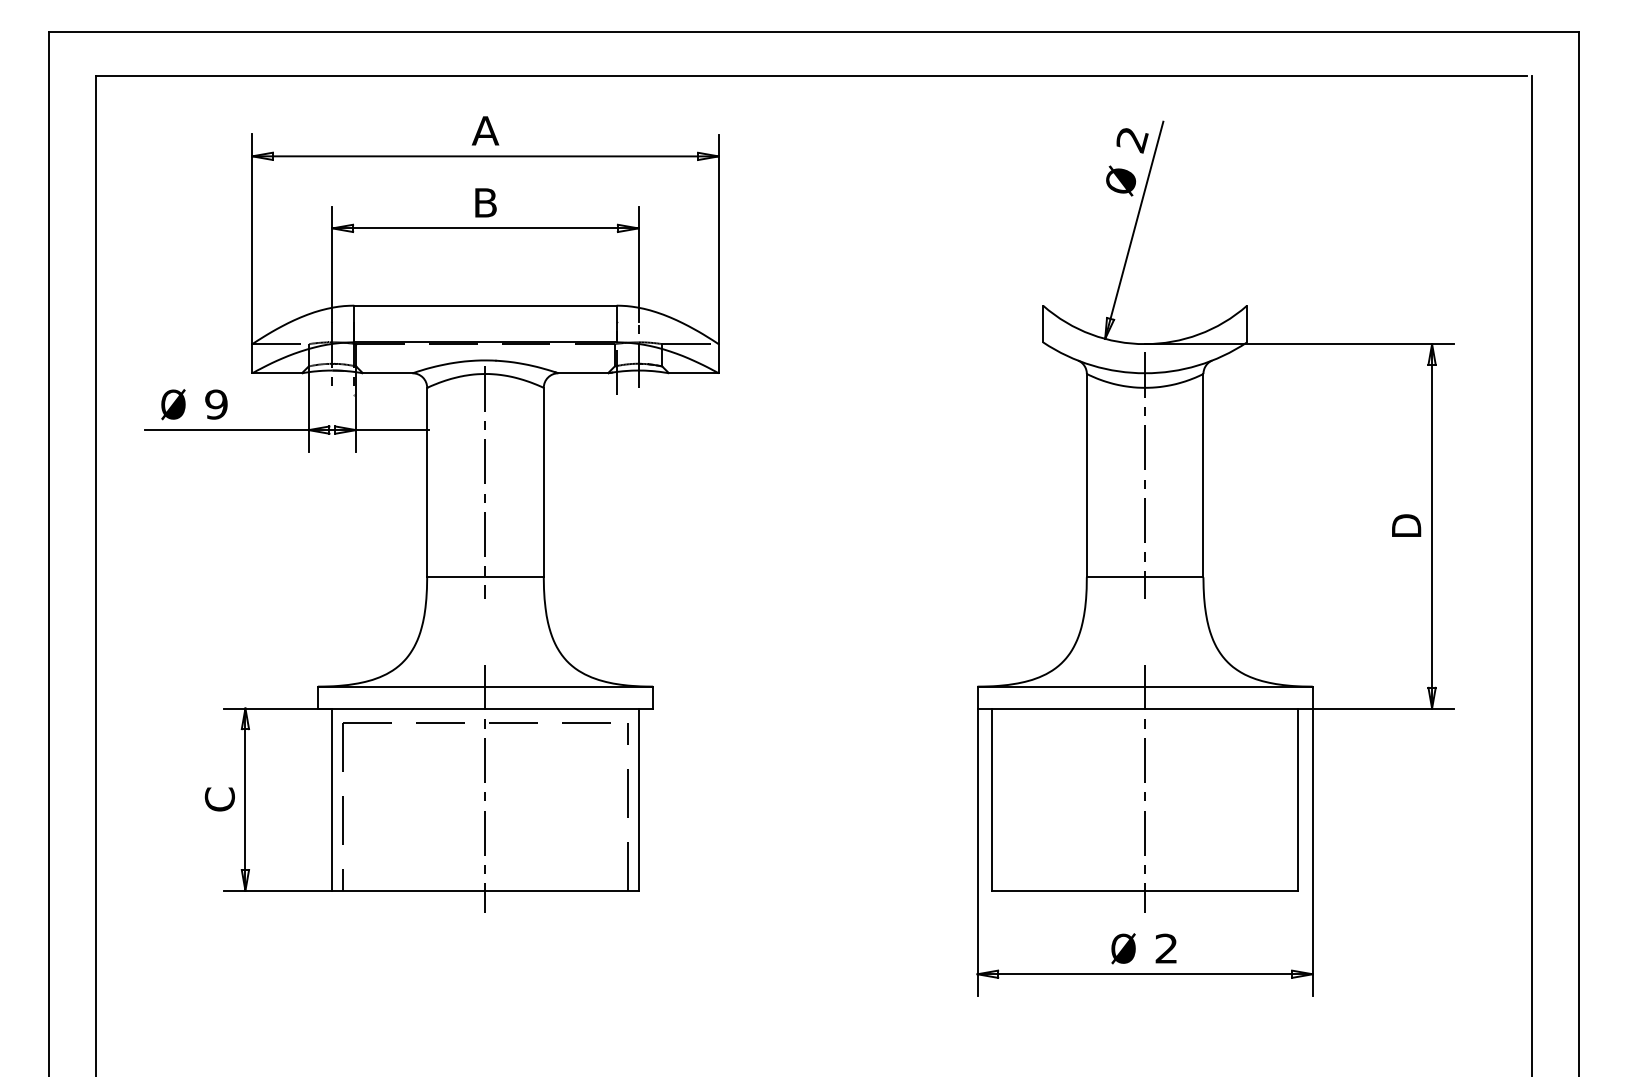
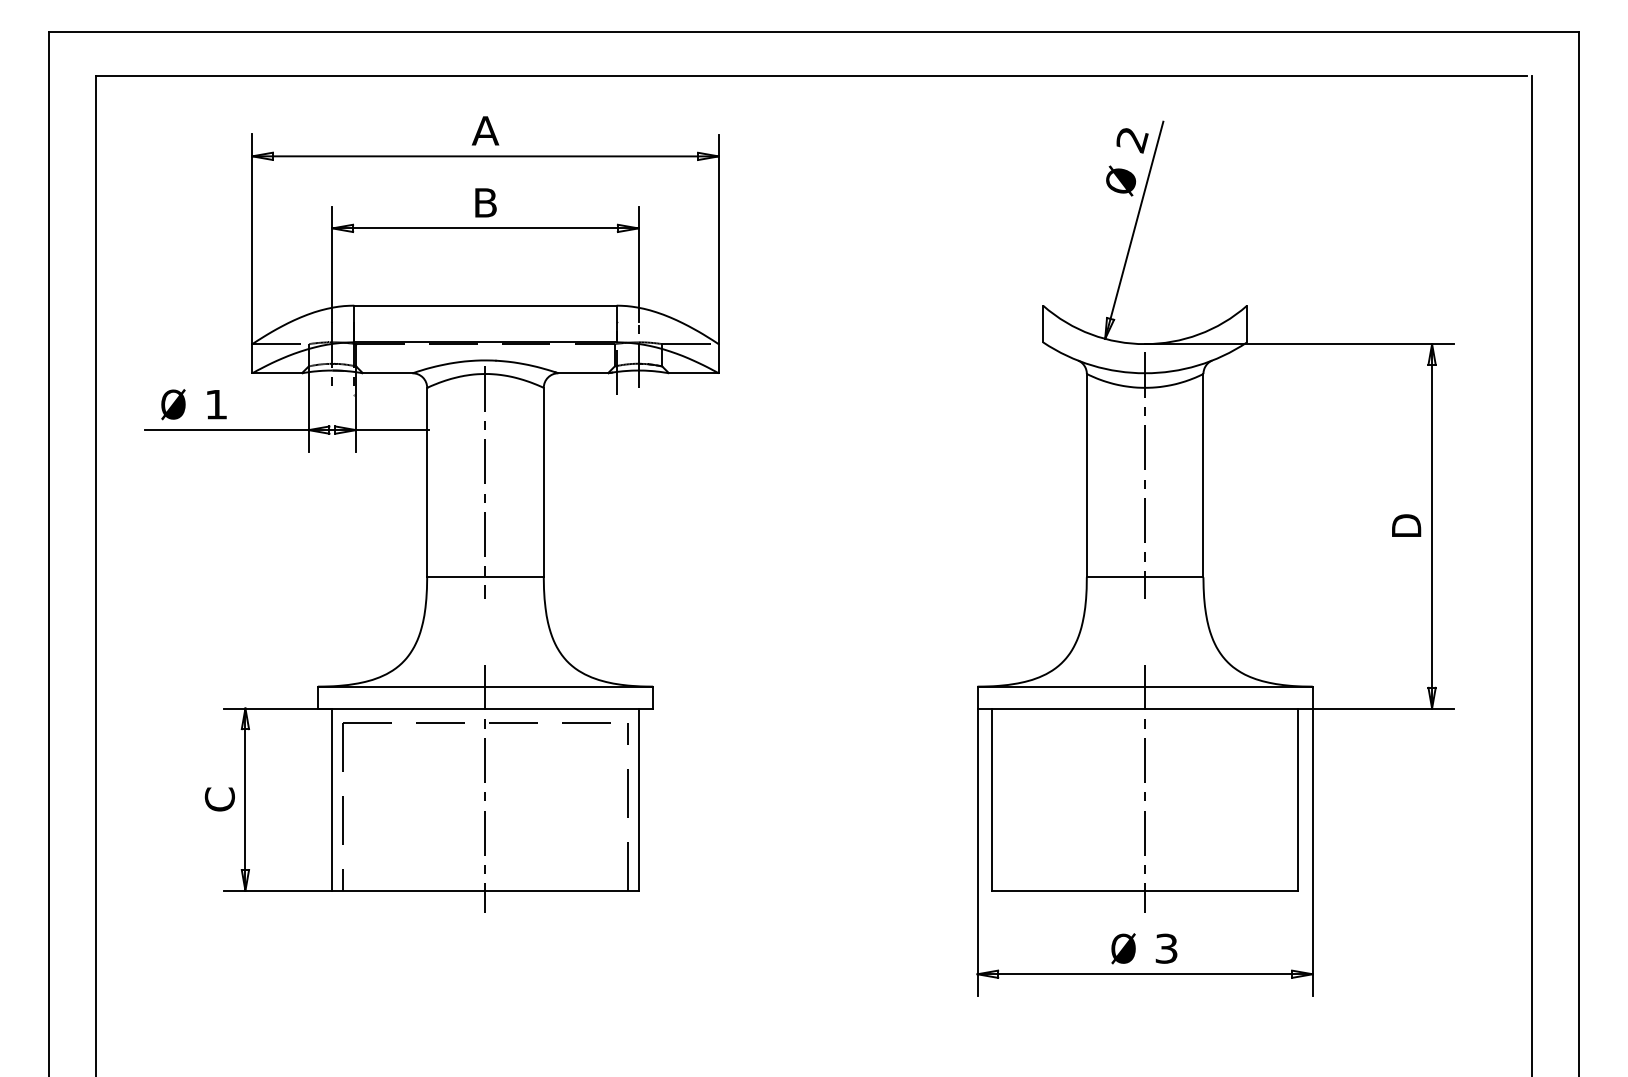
text: 9 -> 1 (216, 404)
text: 2 -> 3 (1166, 948)
